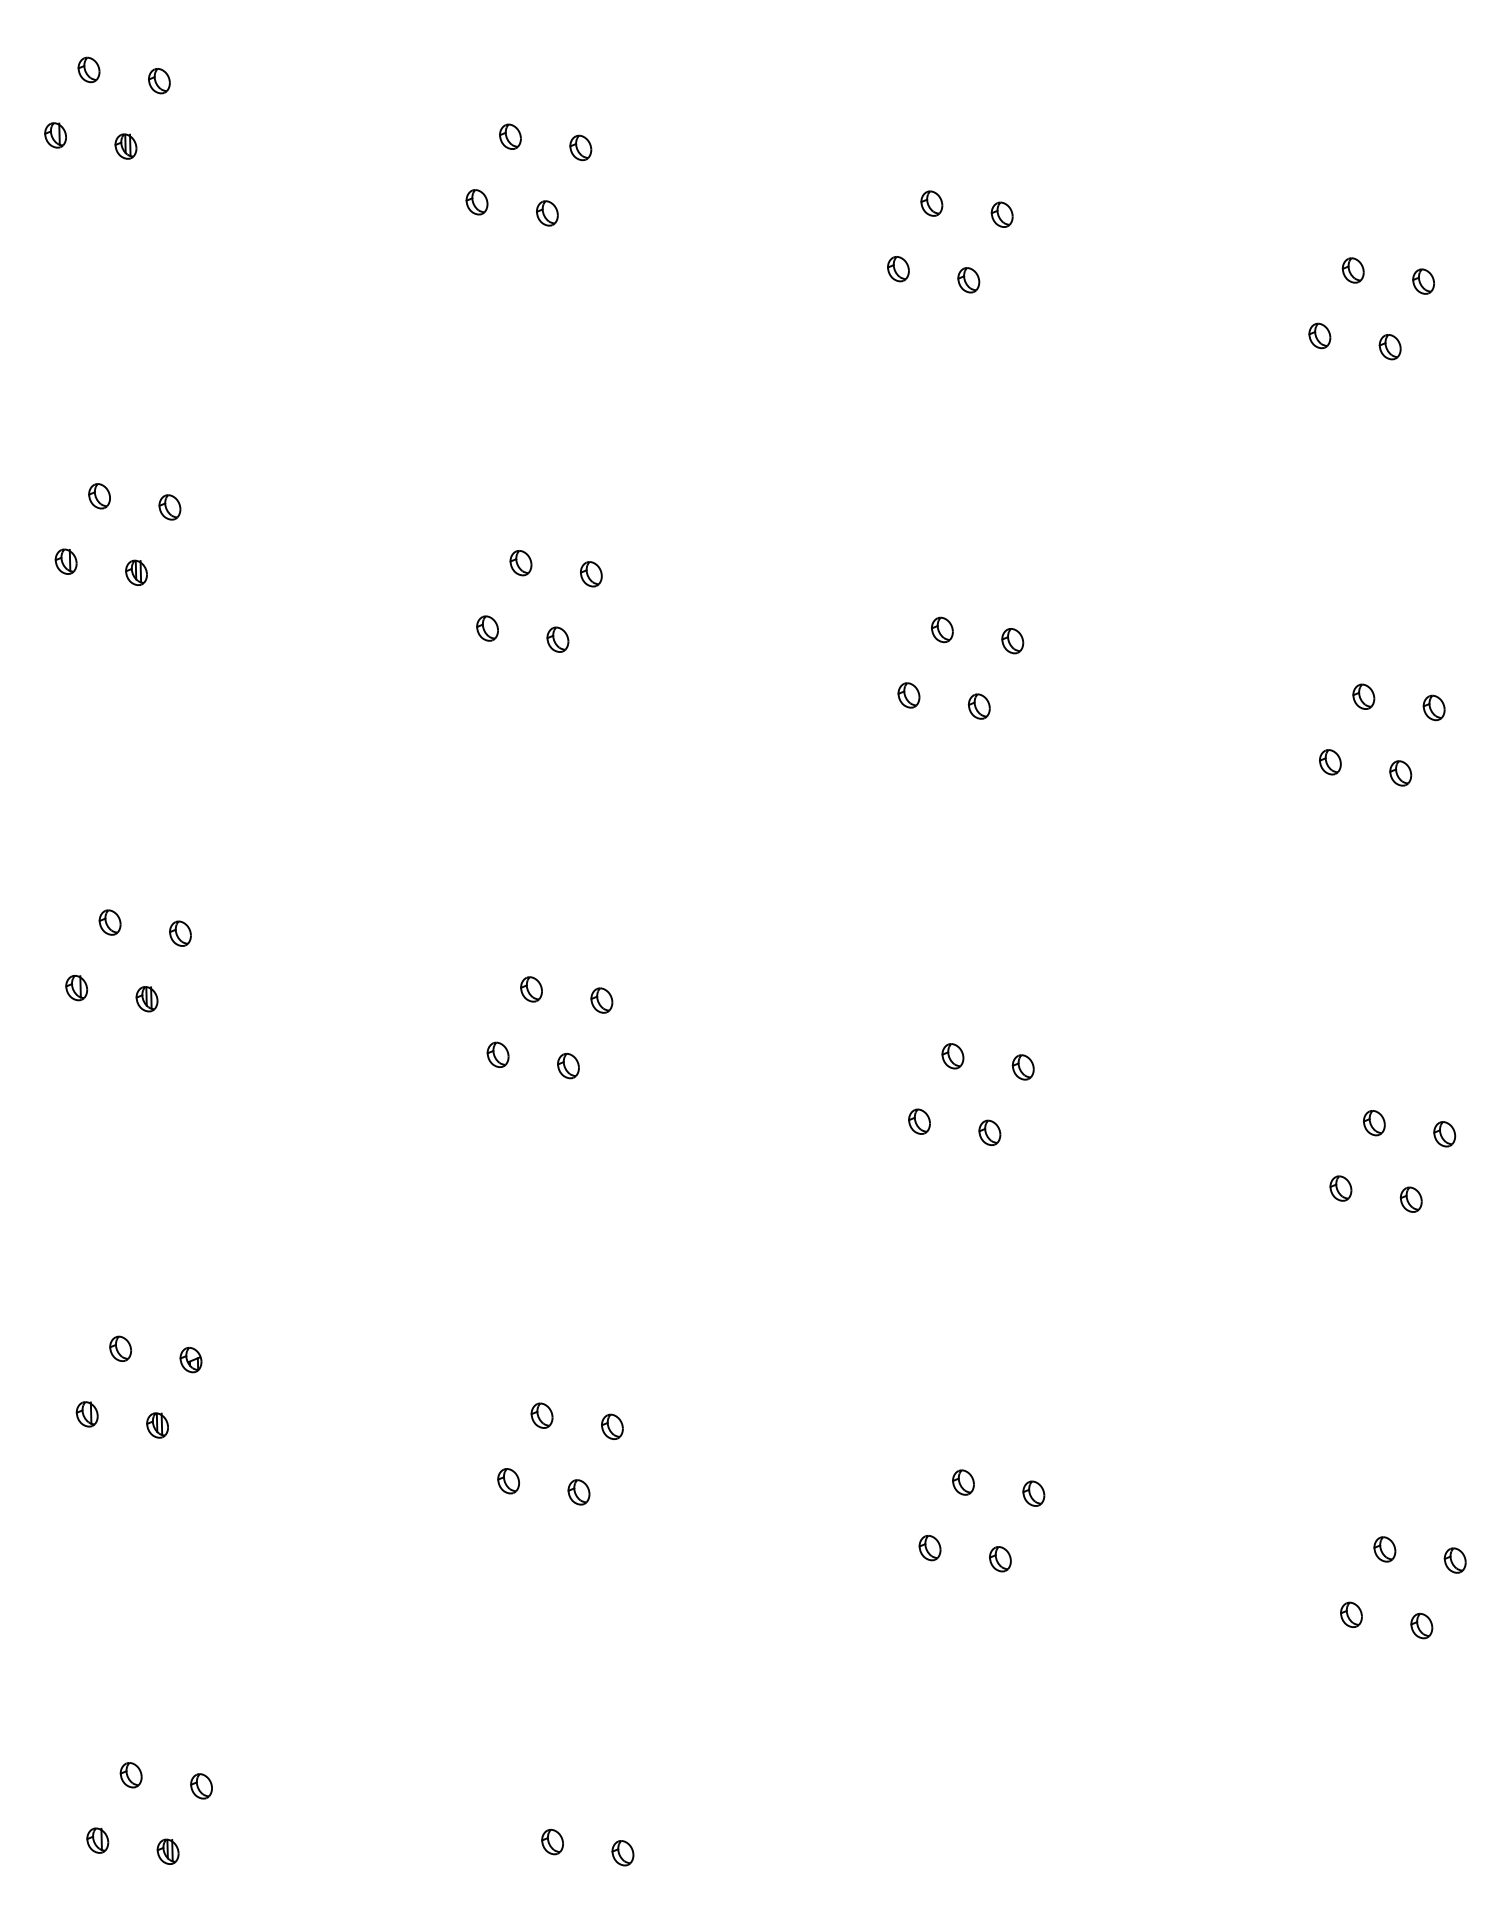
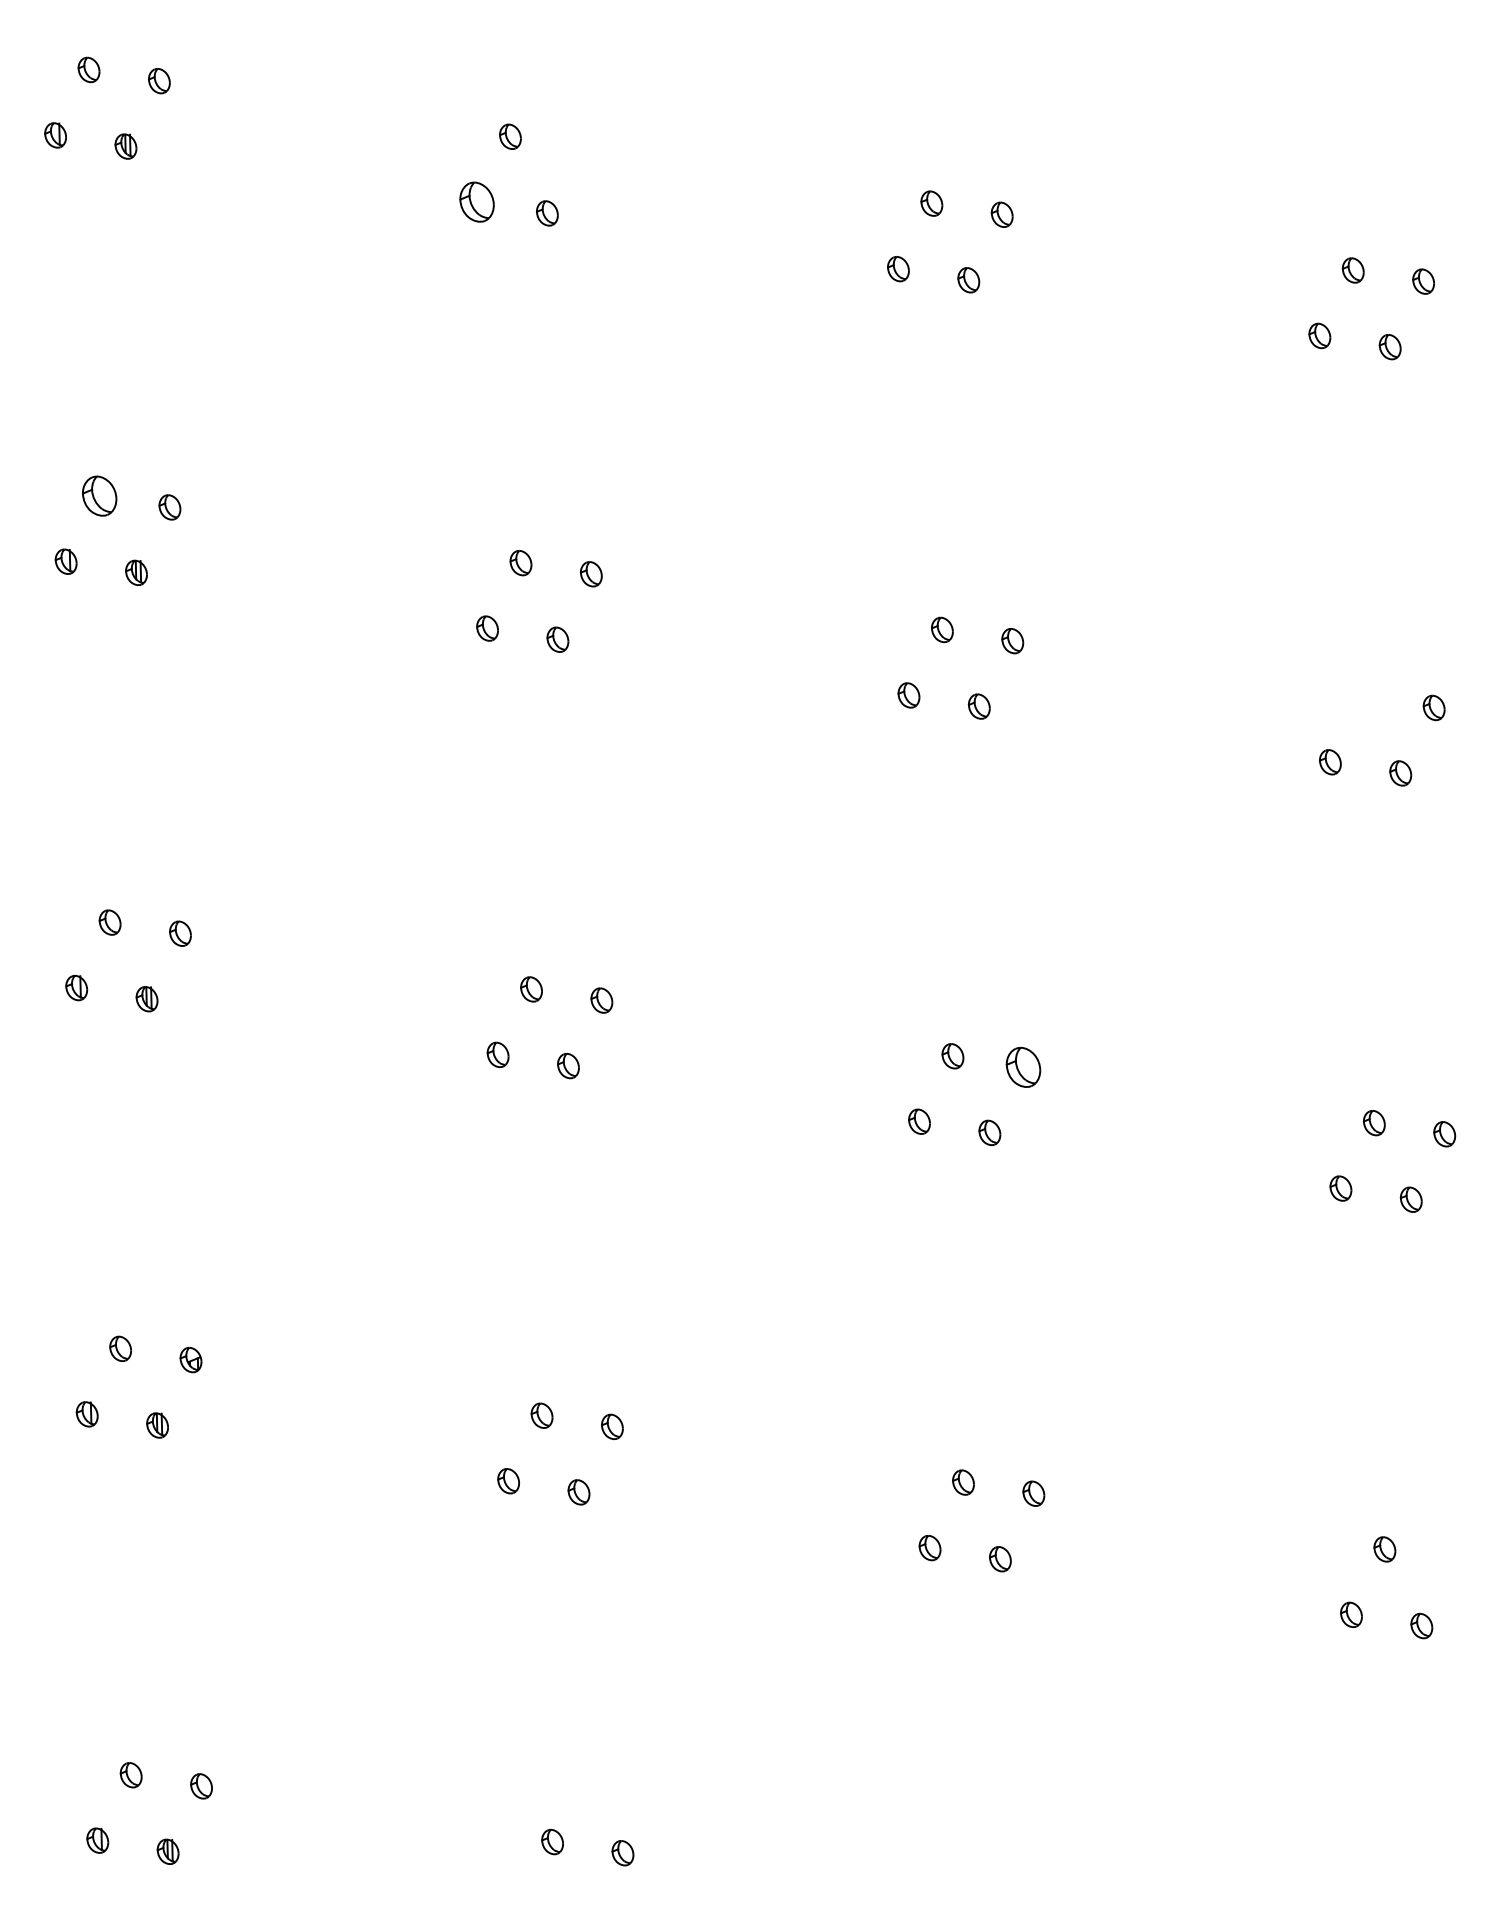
part: present -> none (580, 147)
part size: 24x27 px -> 36x42 px (476, 201)
part size: 23x27 px -> 36x42 px (99, 495)
part: present -> none (1363, 696)
part size: 24x27 px -> 37x41 px (1023, 1067)
part: present -> none (1454, 1560)
